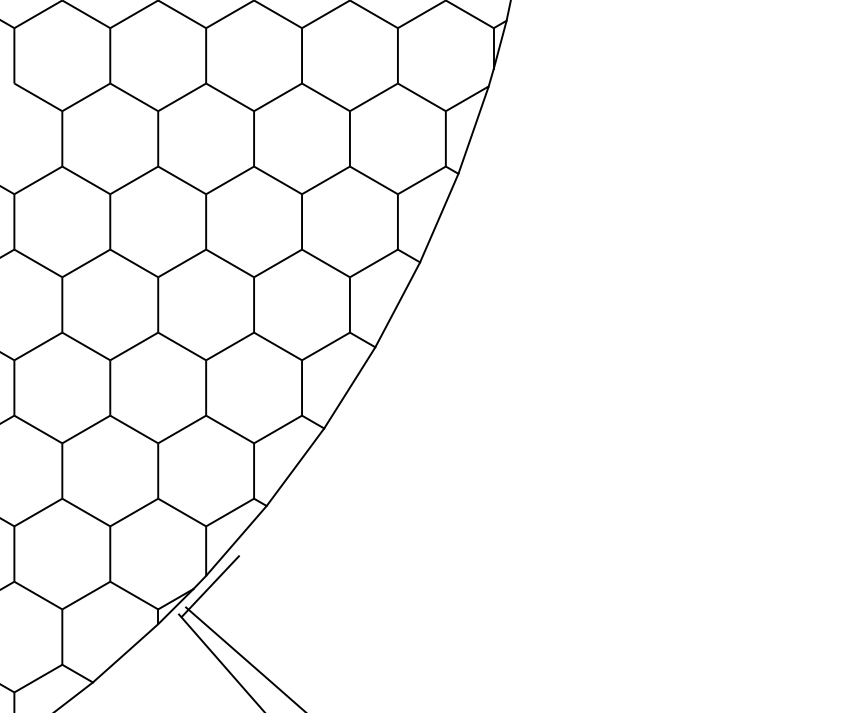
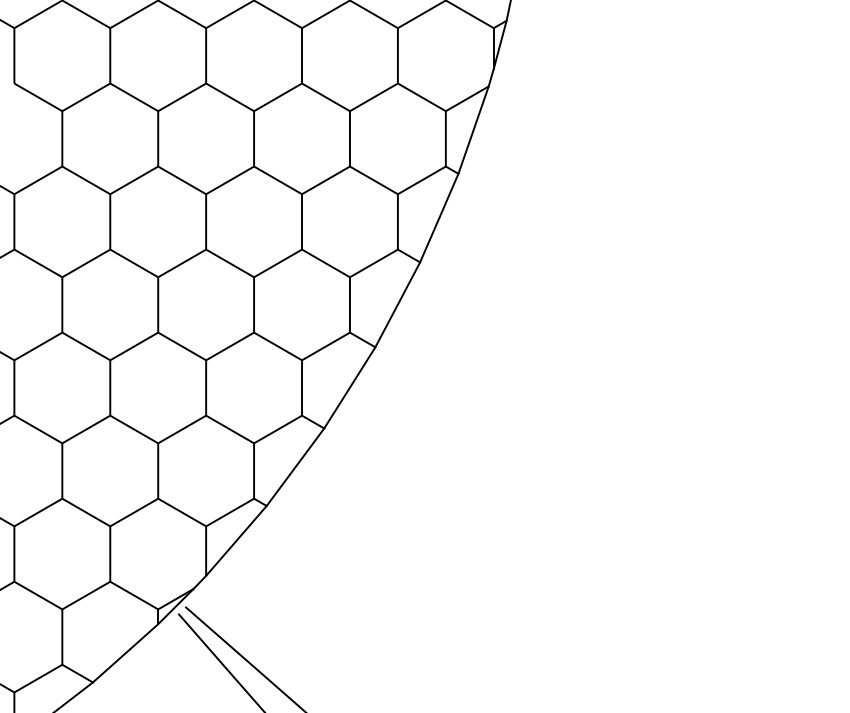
line: present -> none (210, 586)
